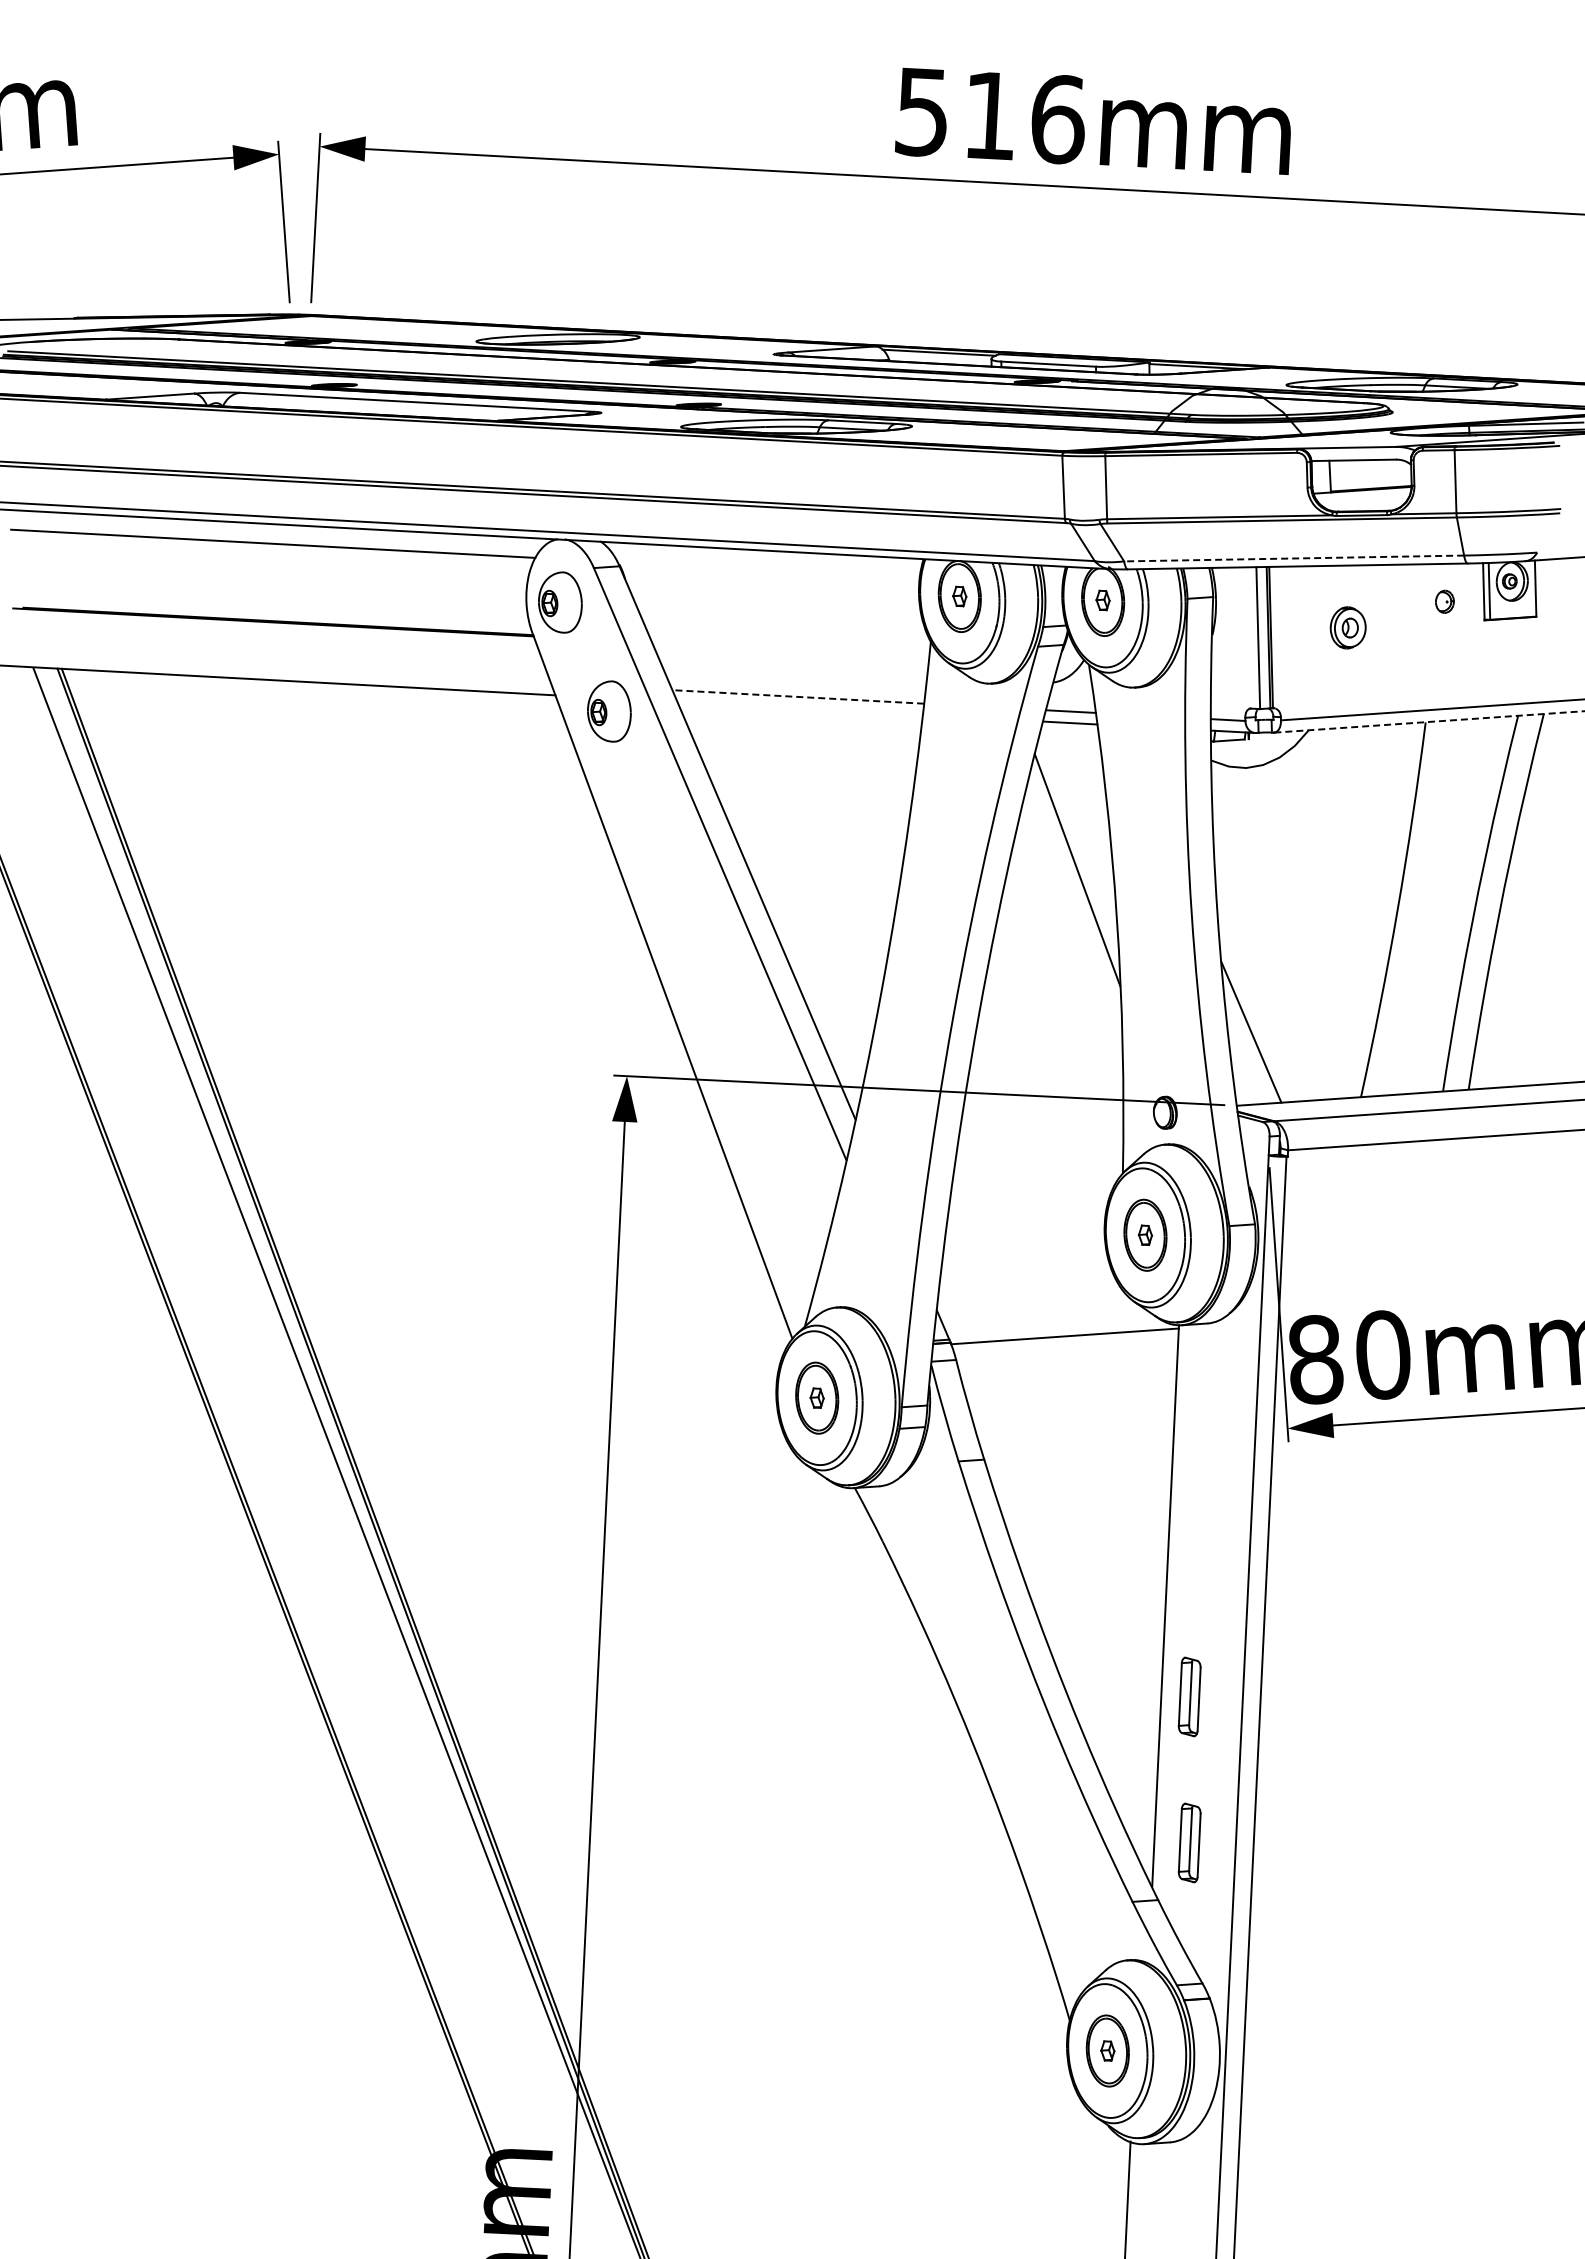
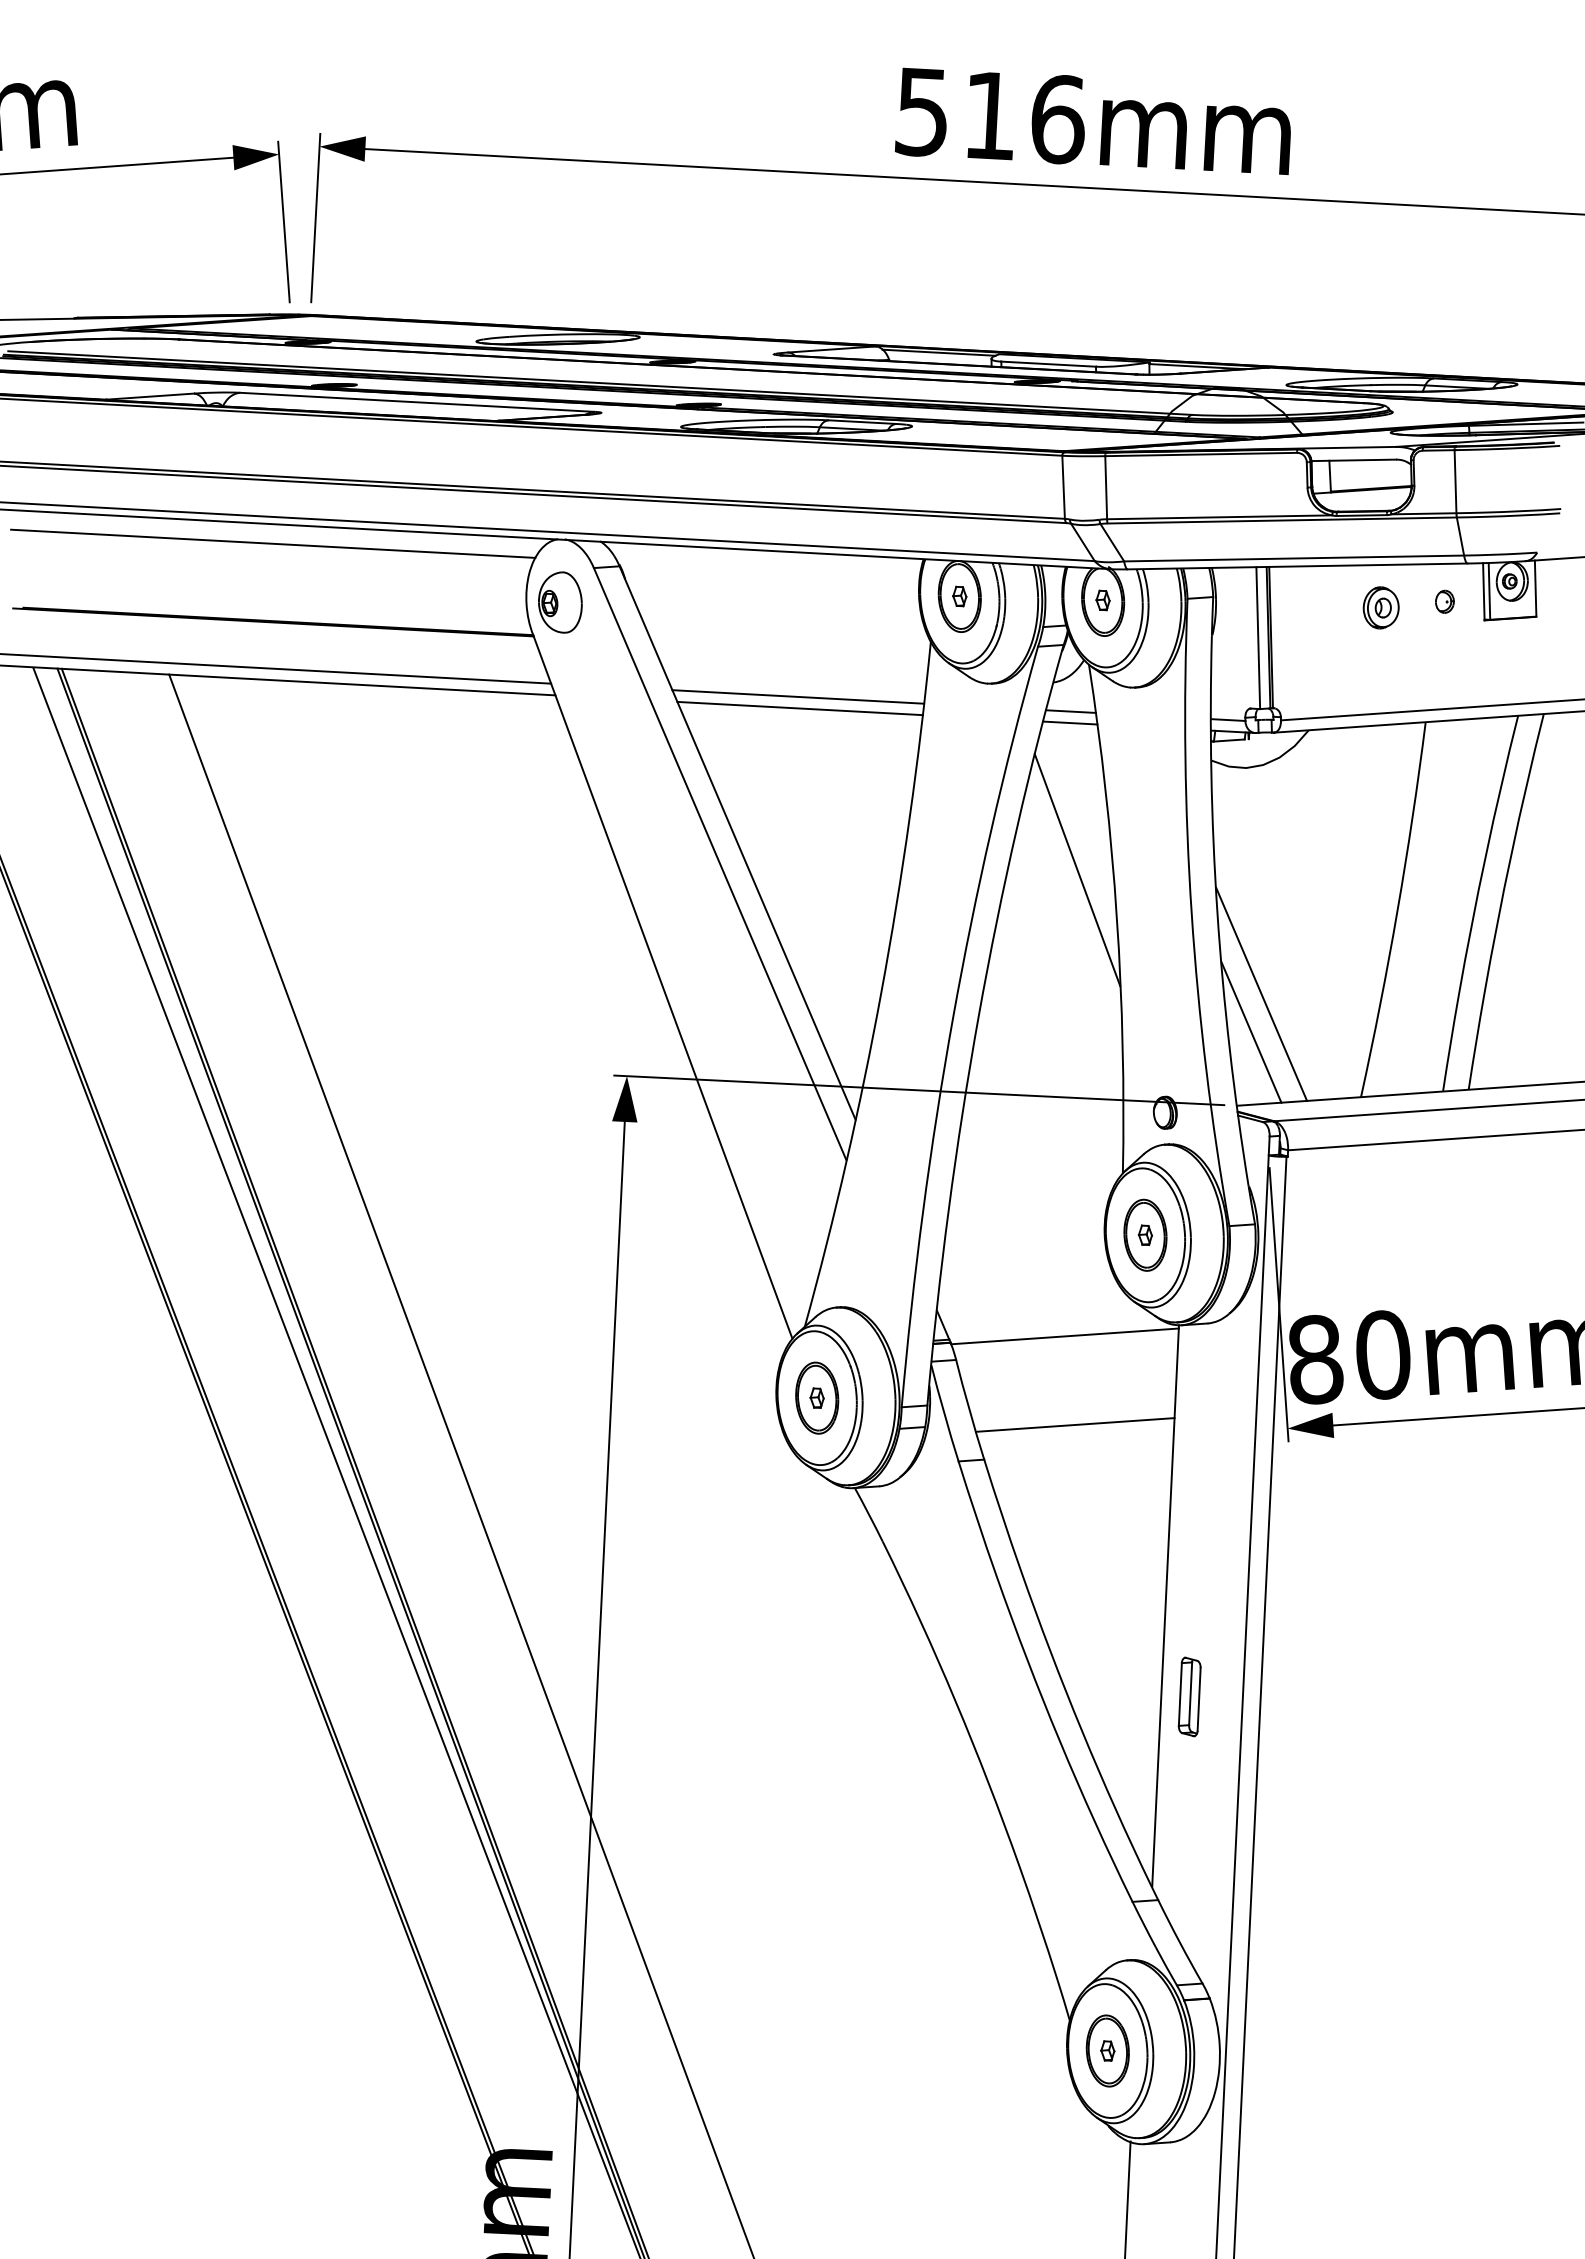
line: dashed -> solid (1294, 558)
part position: (1347, 627) -> (1380, 607) (1380, 607)
line: none -> present (276, 668)
line: dashed -> solid (797, 696)
line: none -> present (799, 708)
part: present -> none (609, 711)
line: dashed -> solid (1429, 721)
line: none -> present (1261, 993)
line: none -> present (1074, 1424)
line: none -> present (460, 1464)
part: present -> none (1189, 1842)
